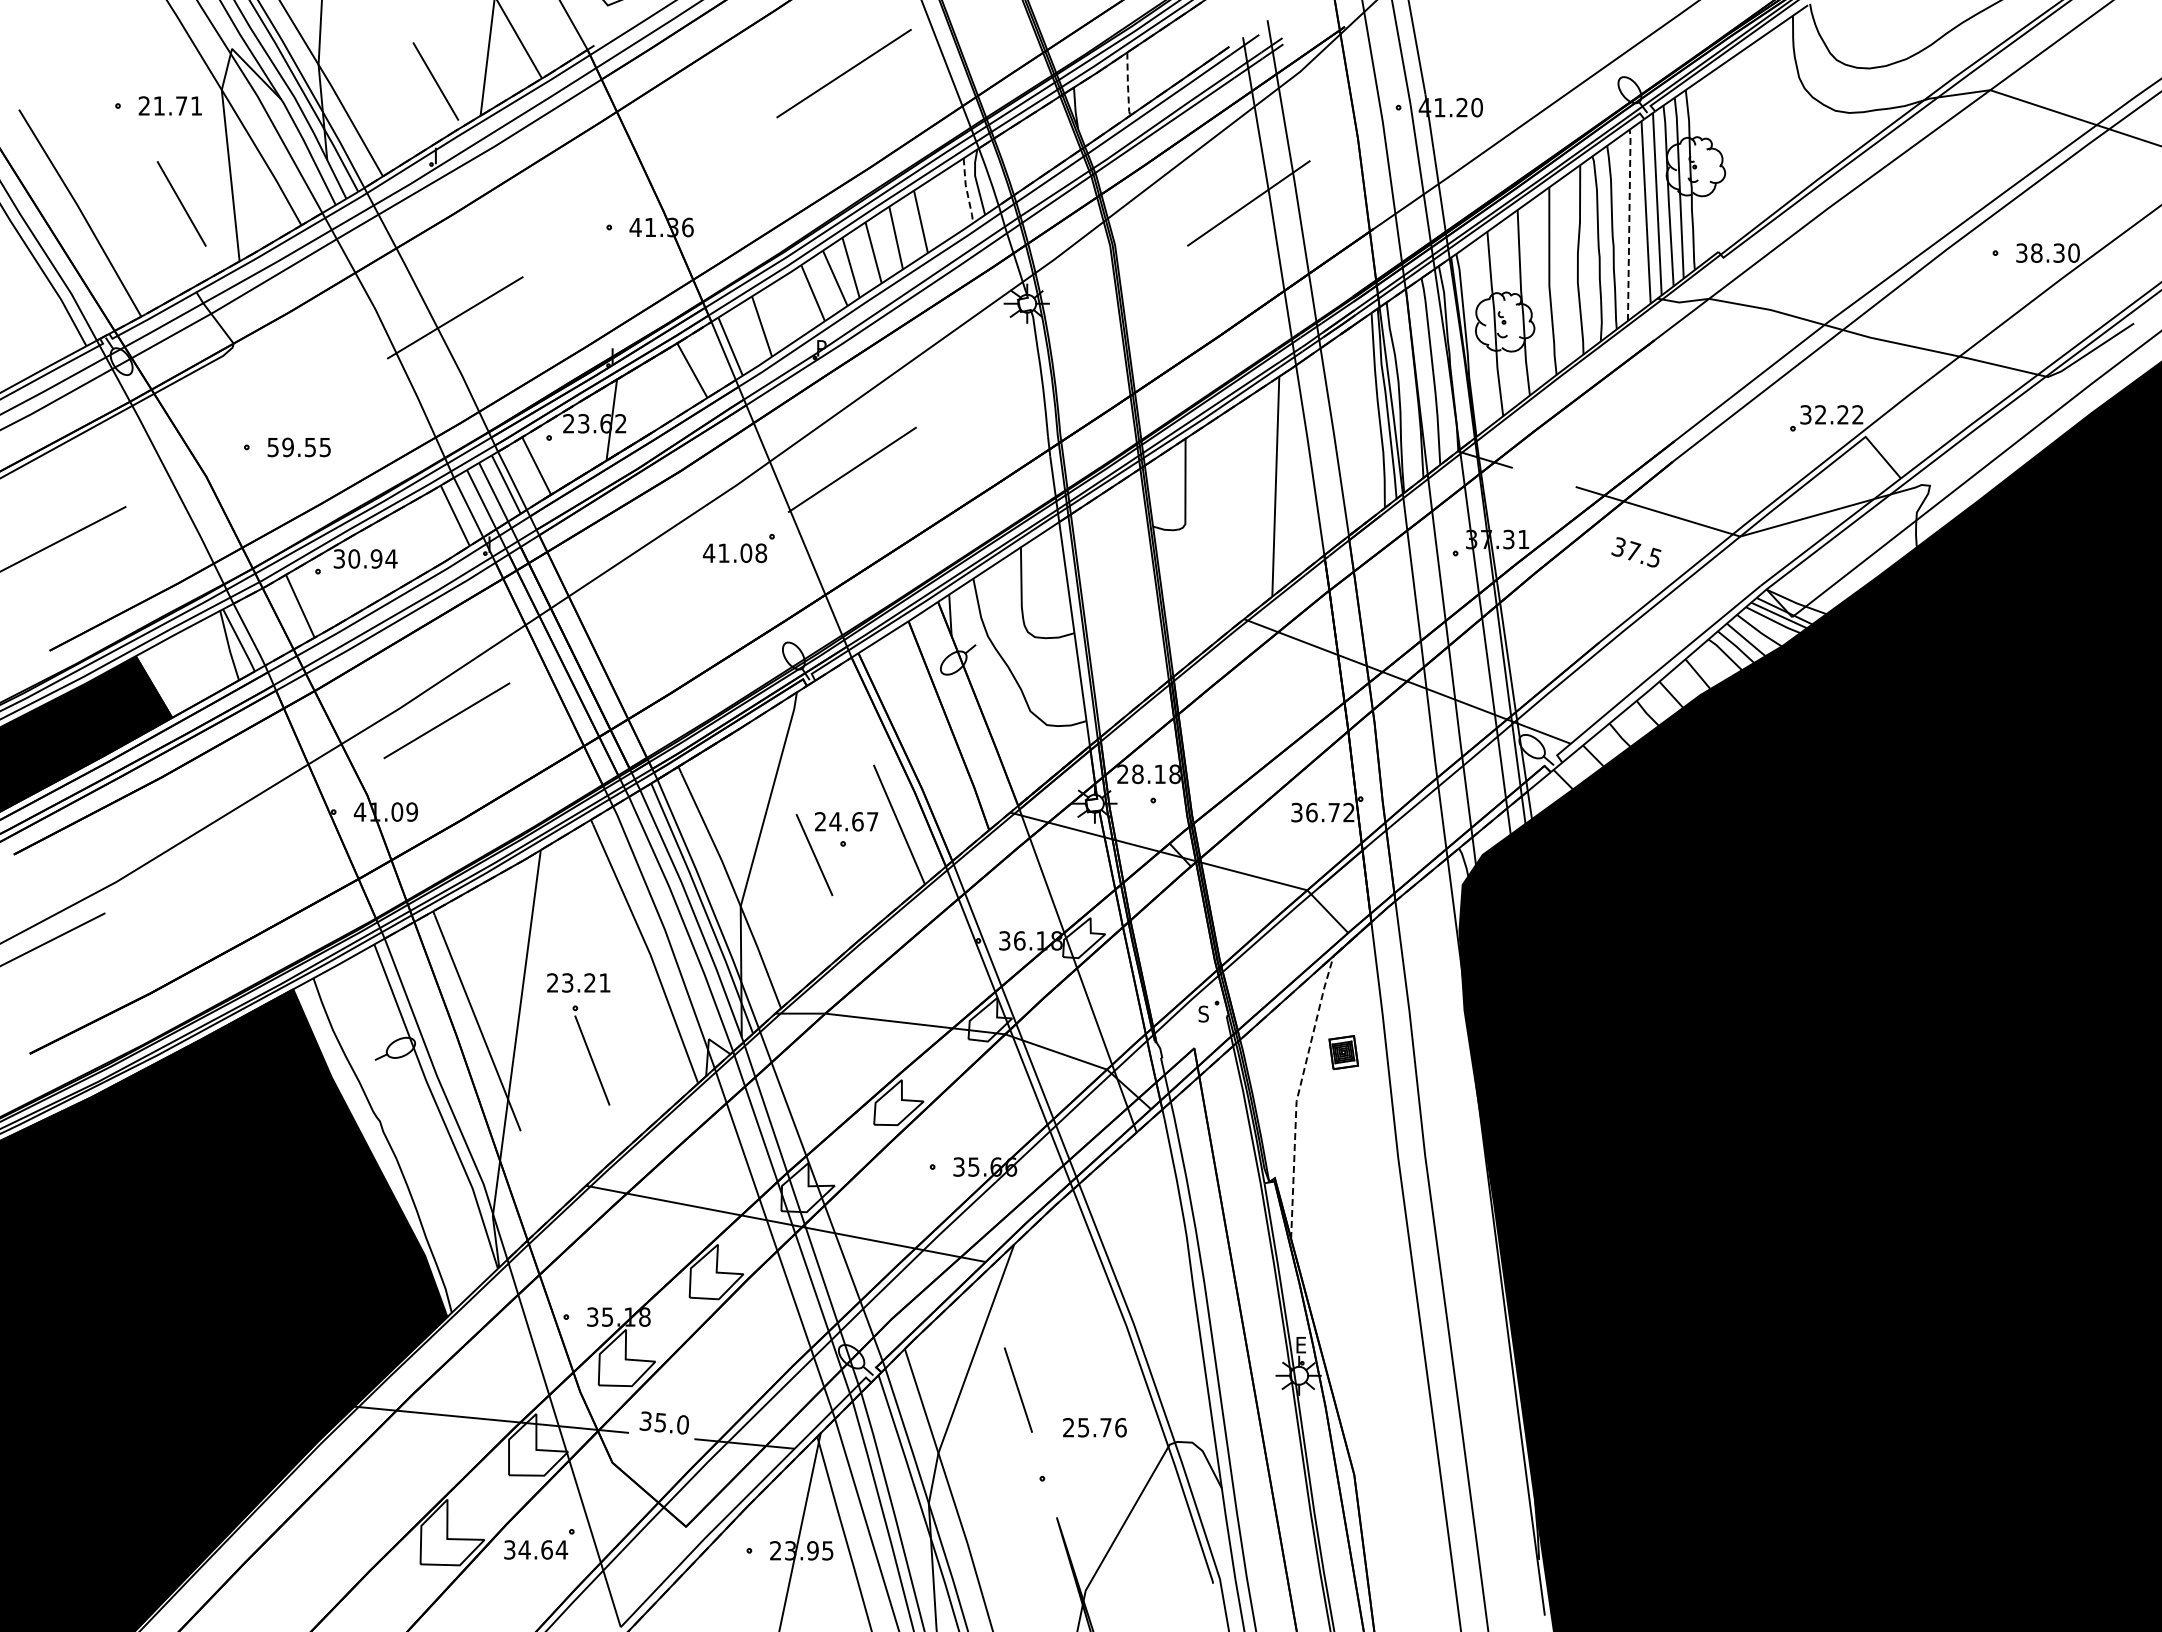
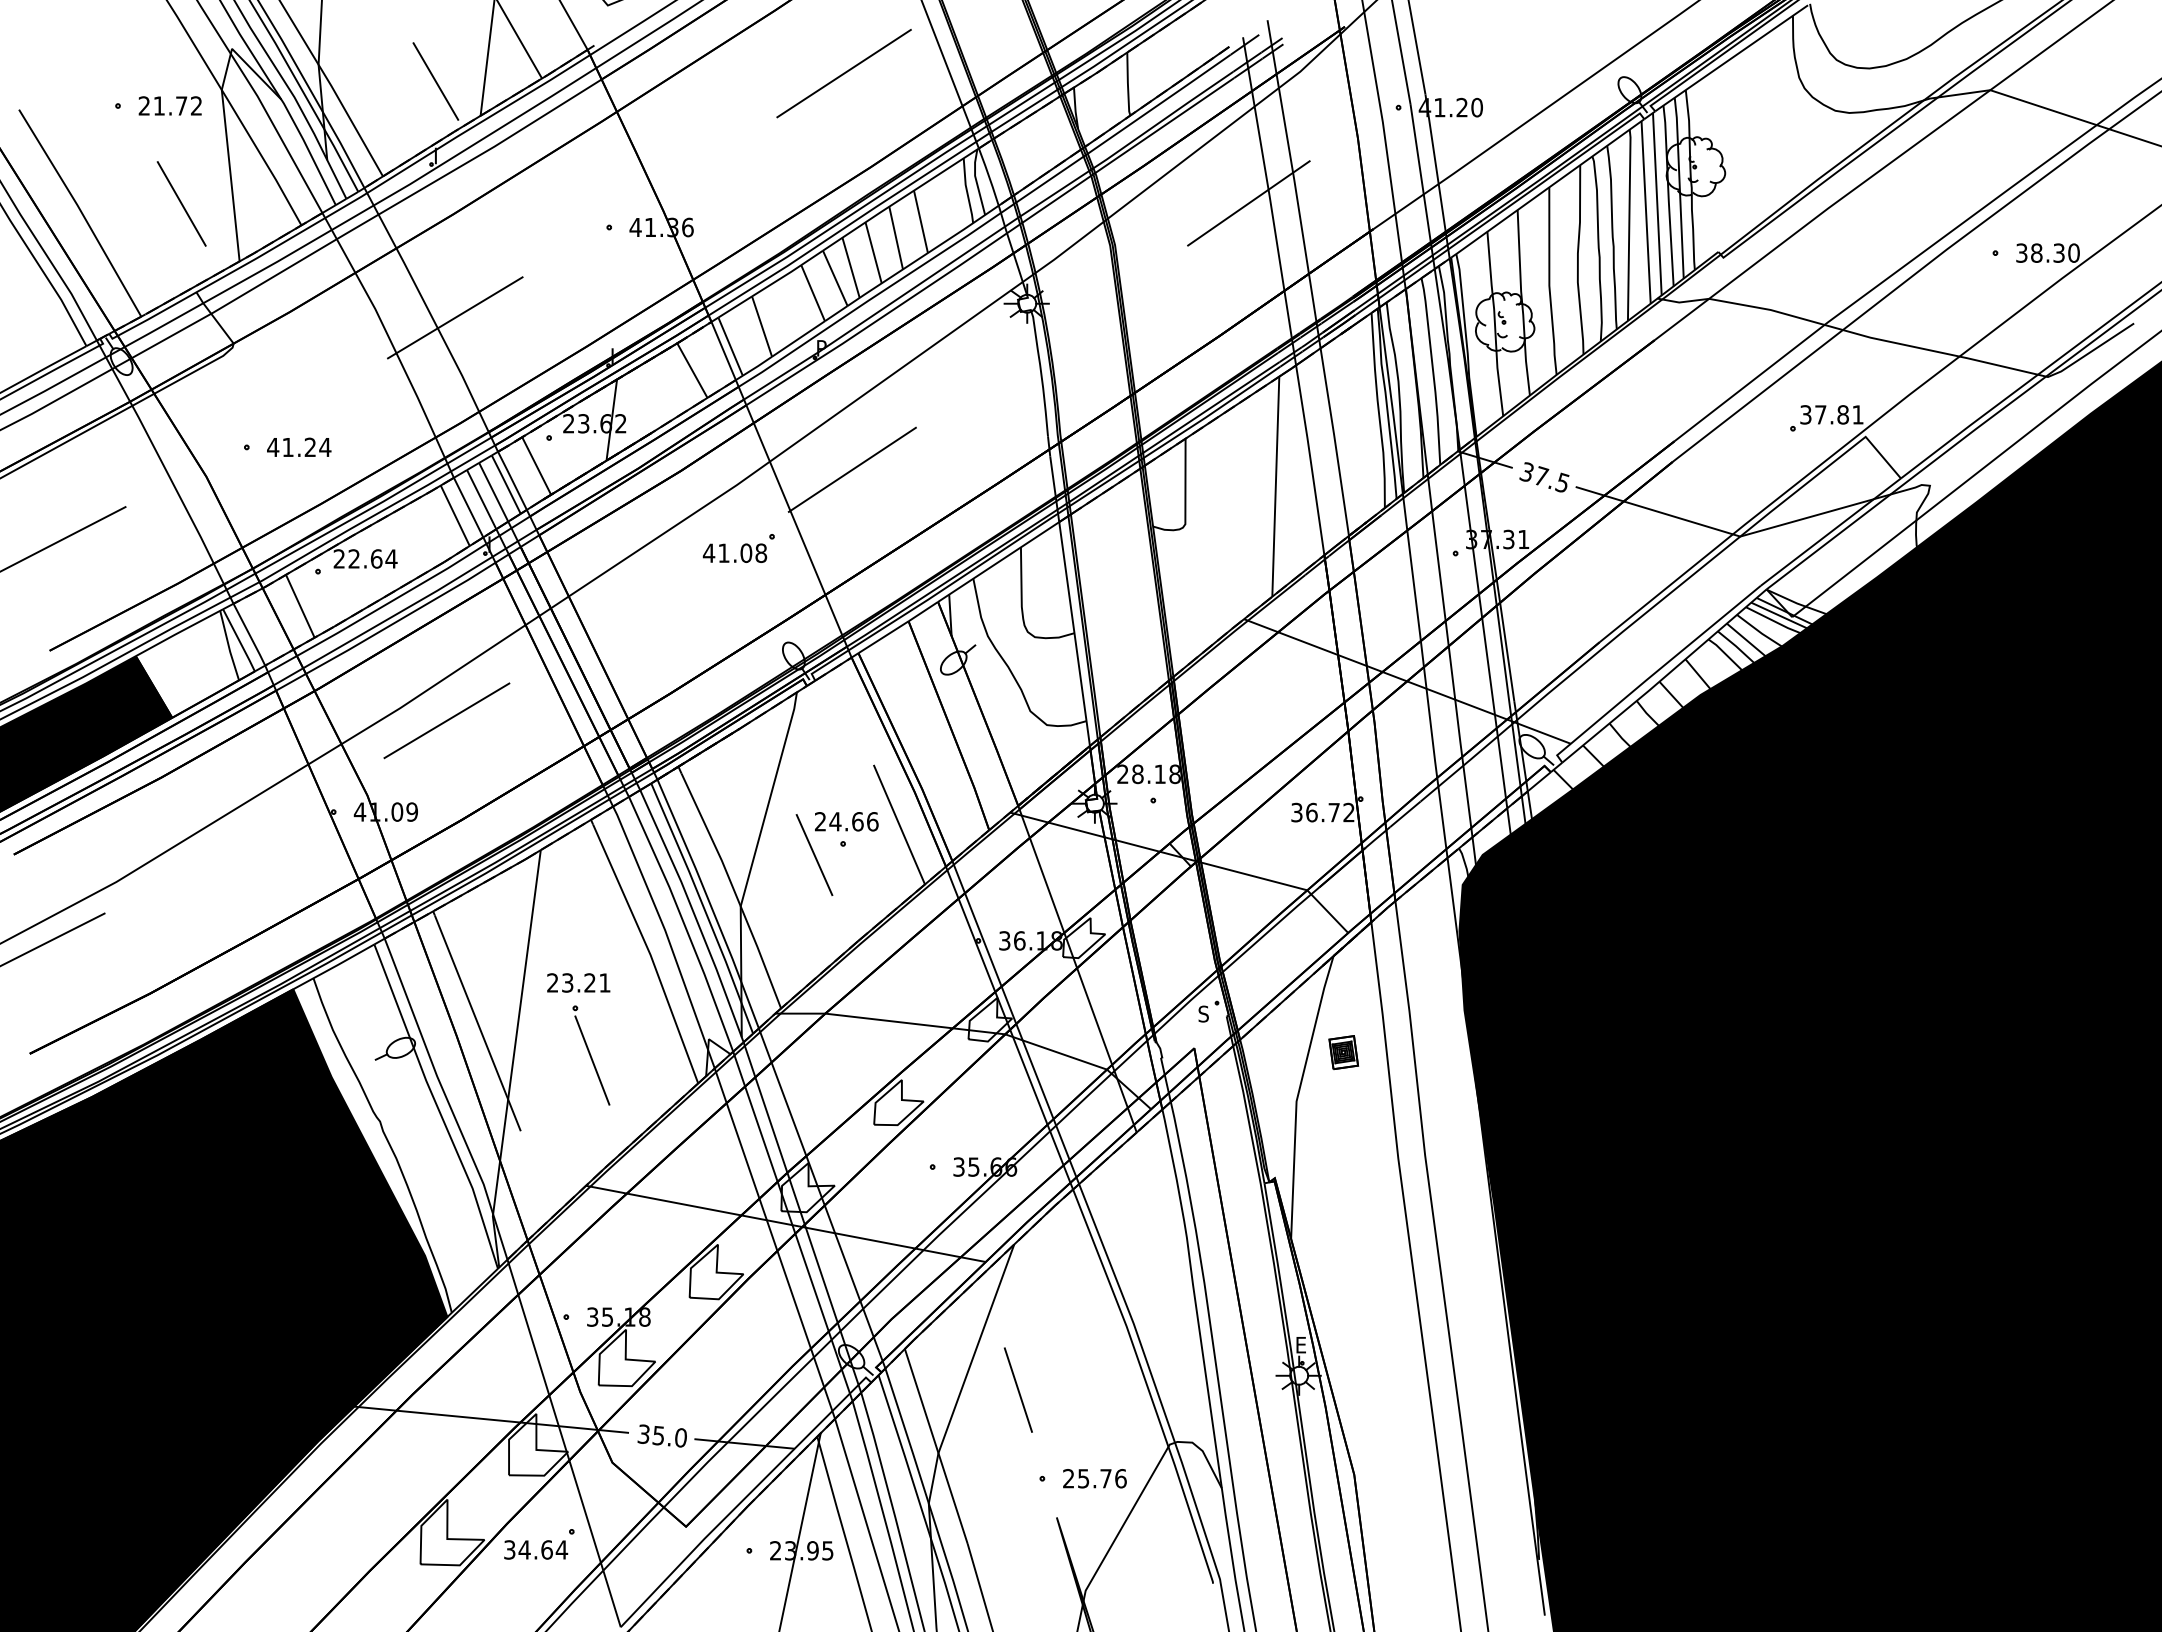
line: dashed -> solid (1127, 84)
text: 21.71 -> 21.72 (195, 105)
line: dashed -> solid (967, 191)
line: dashed -> solid (1629, 224)
text: 32.22 -> 37.81 (1839, 414)
text: 59.55 -> 41.24 (299, 447)
text position: (1636, 552) -> (1544, 477) (1544, 477)
text: 30.94 -> 22.64 (357, 558)
text: 24.67 -> 24.66 (872, 821)
line: dashed -> solid (1298, 1094)
text position: (663, 1422) -> (661, 1435) (661, 1435)
text position: (1094, 1427) -> (1094, 1478) (1094, 1478)
